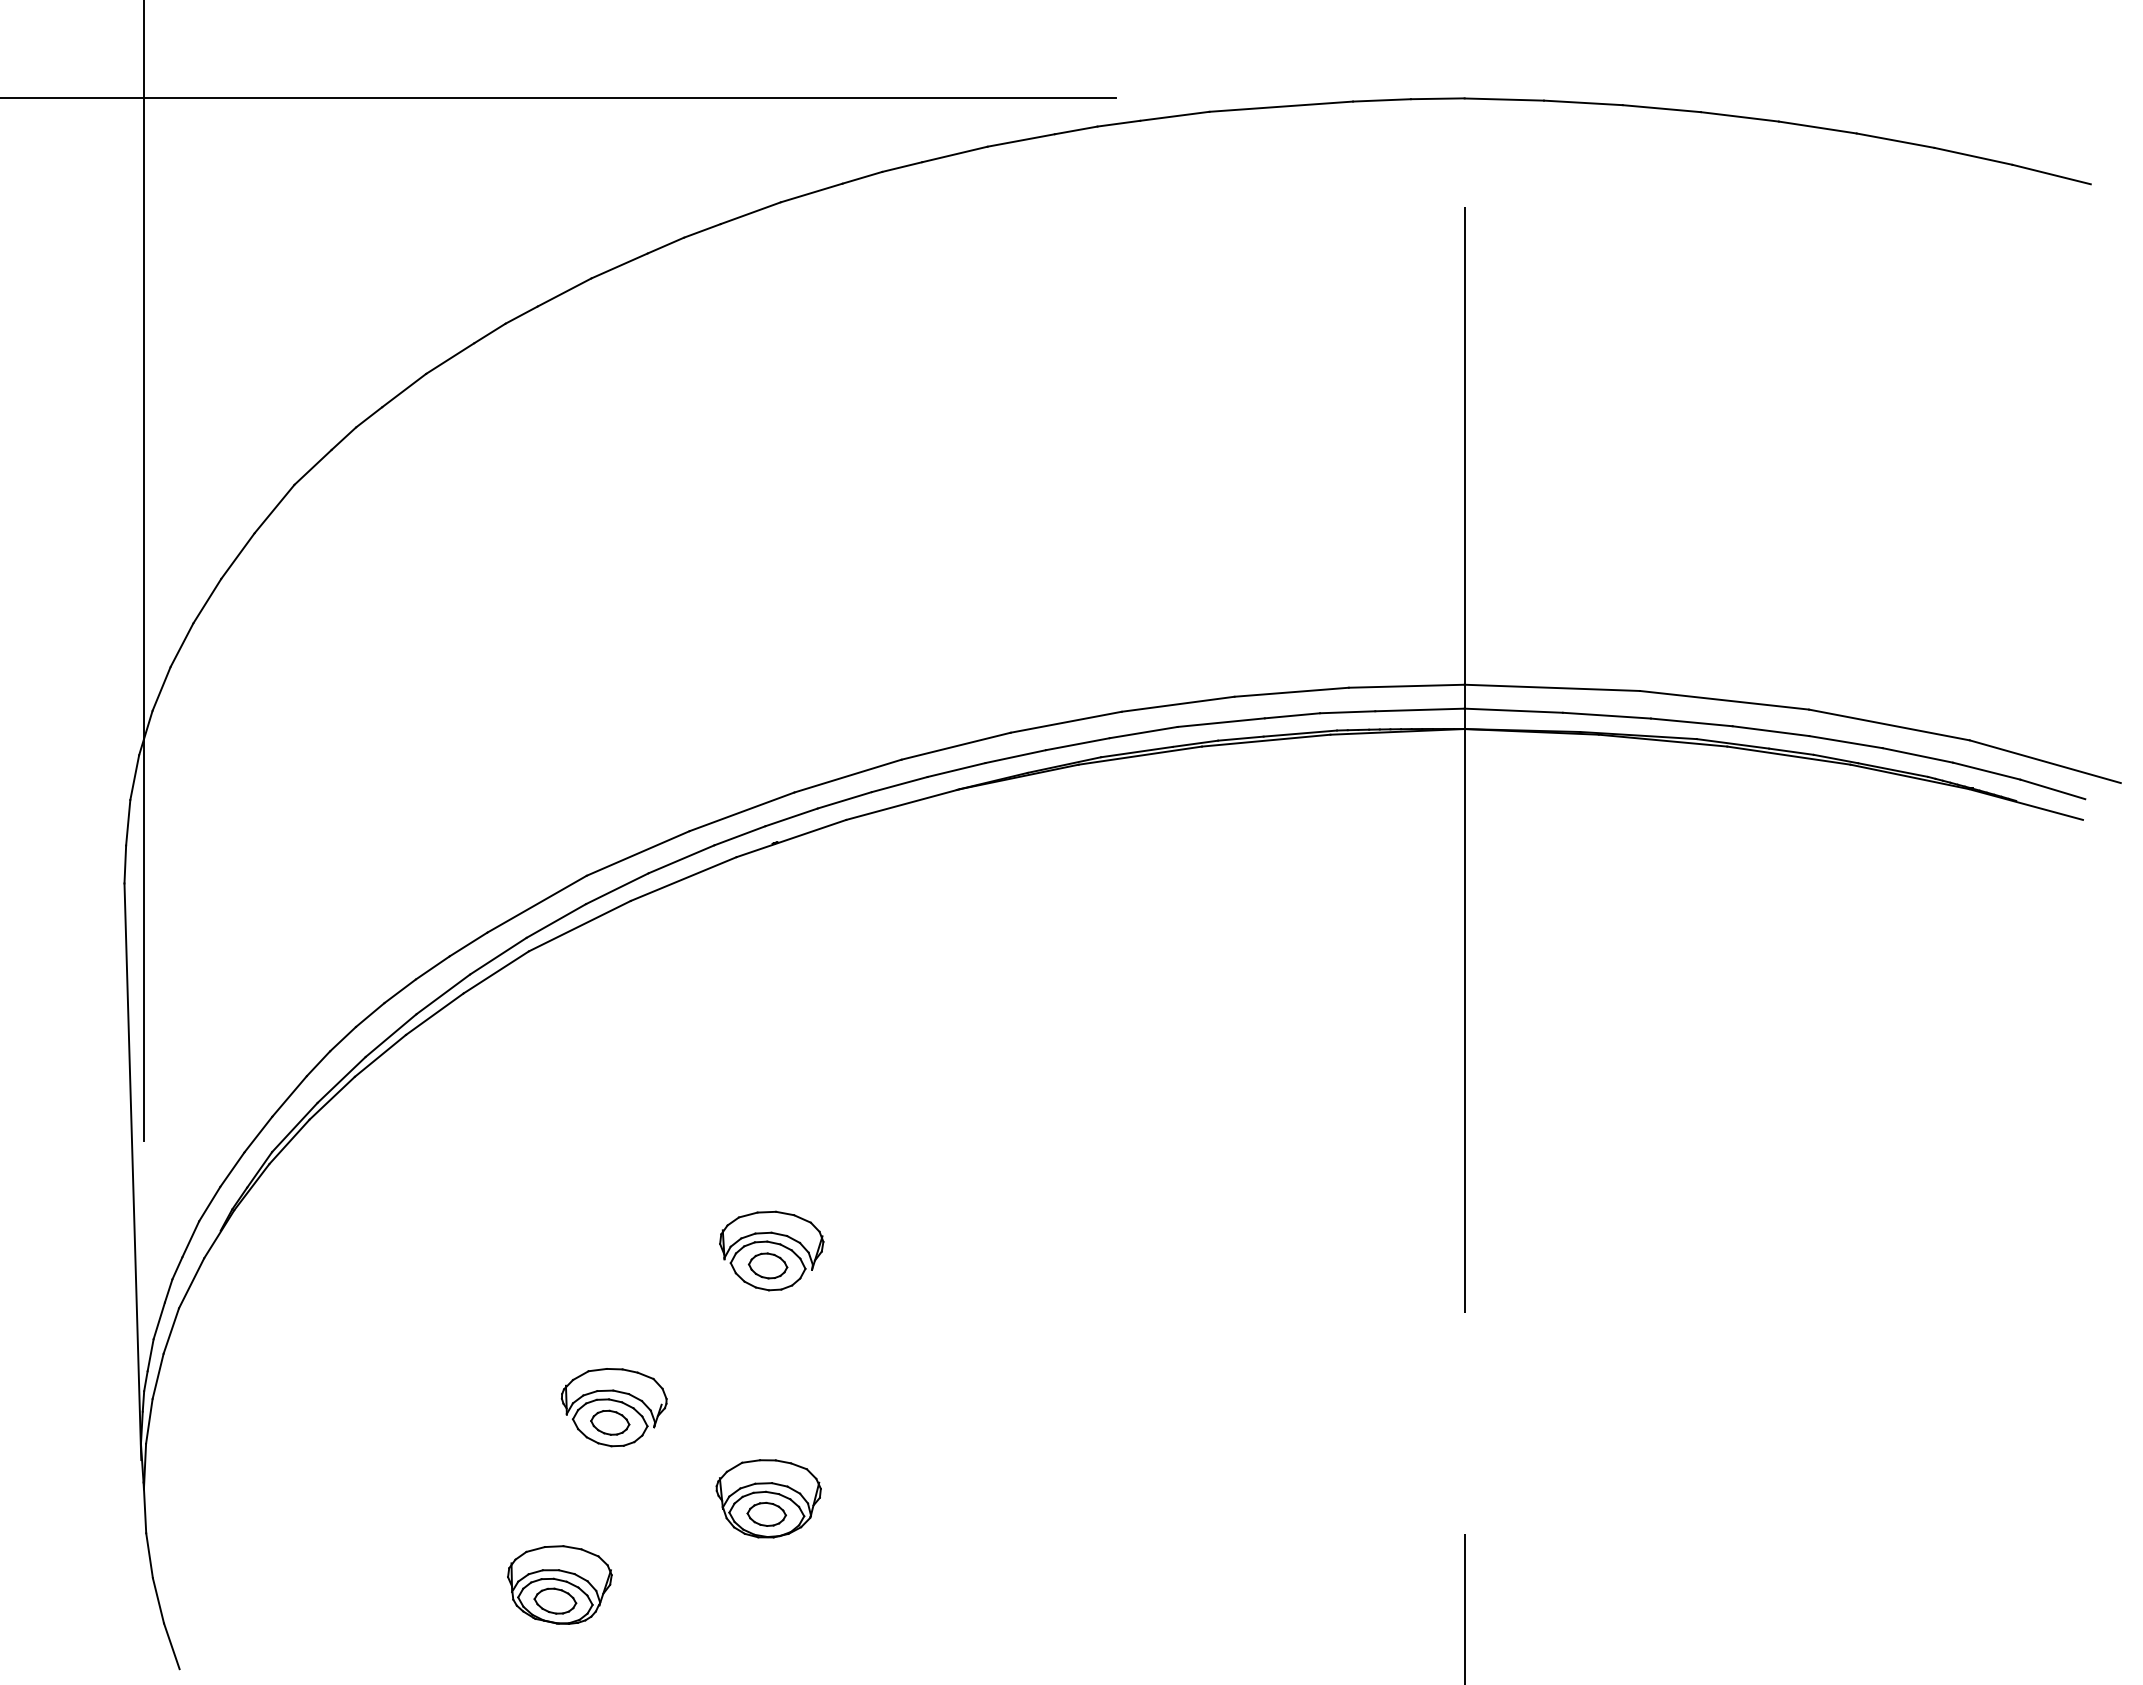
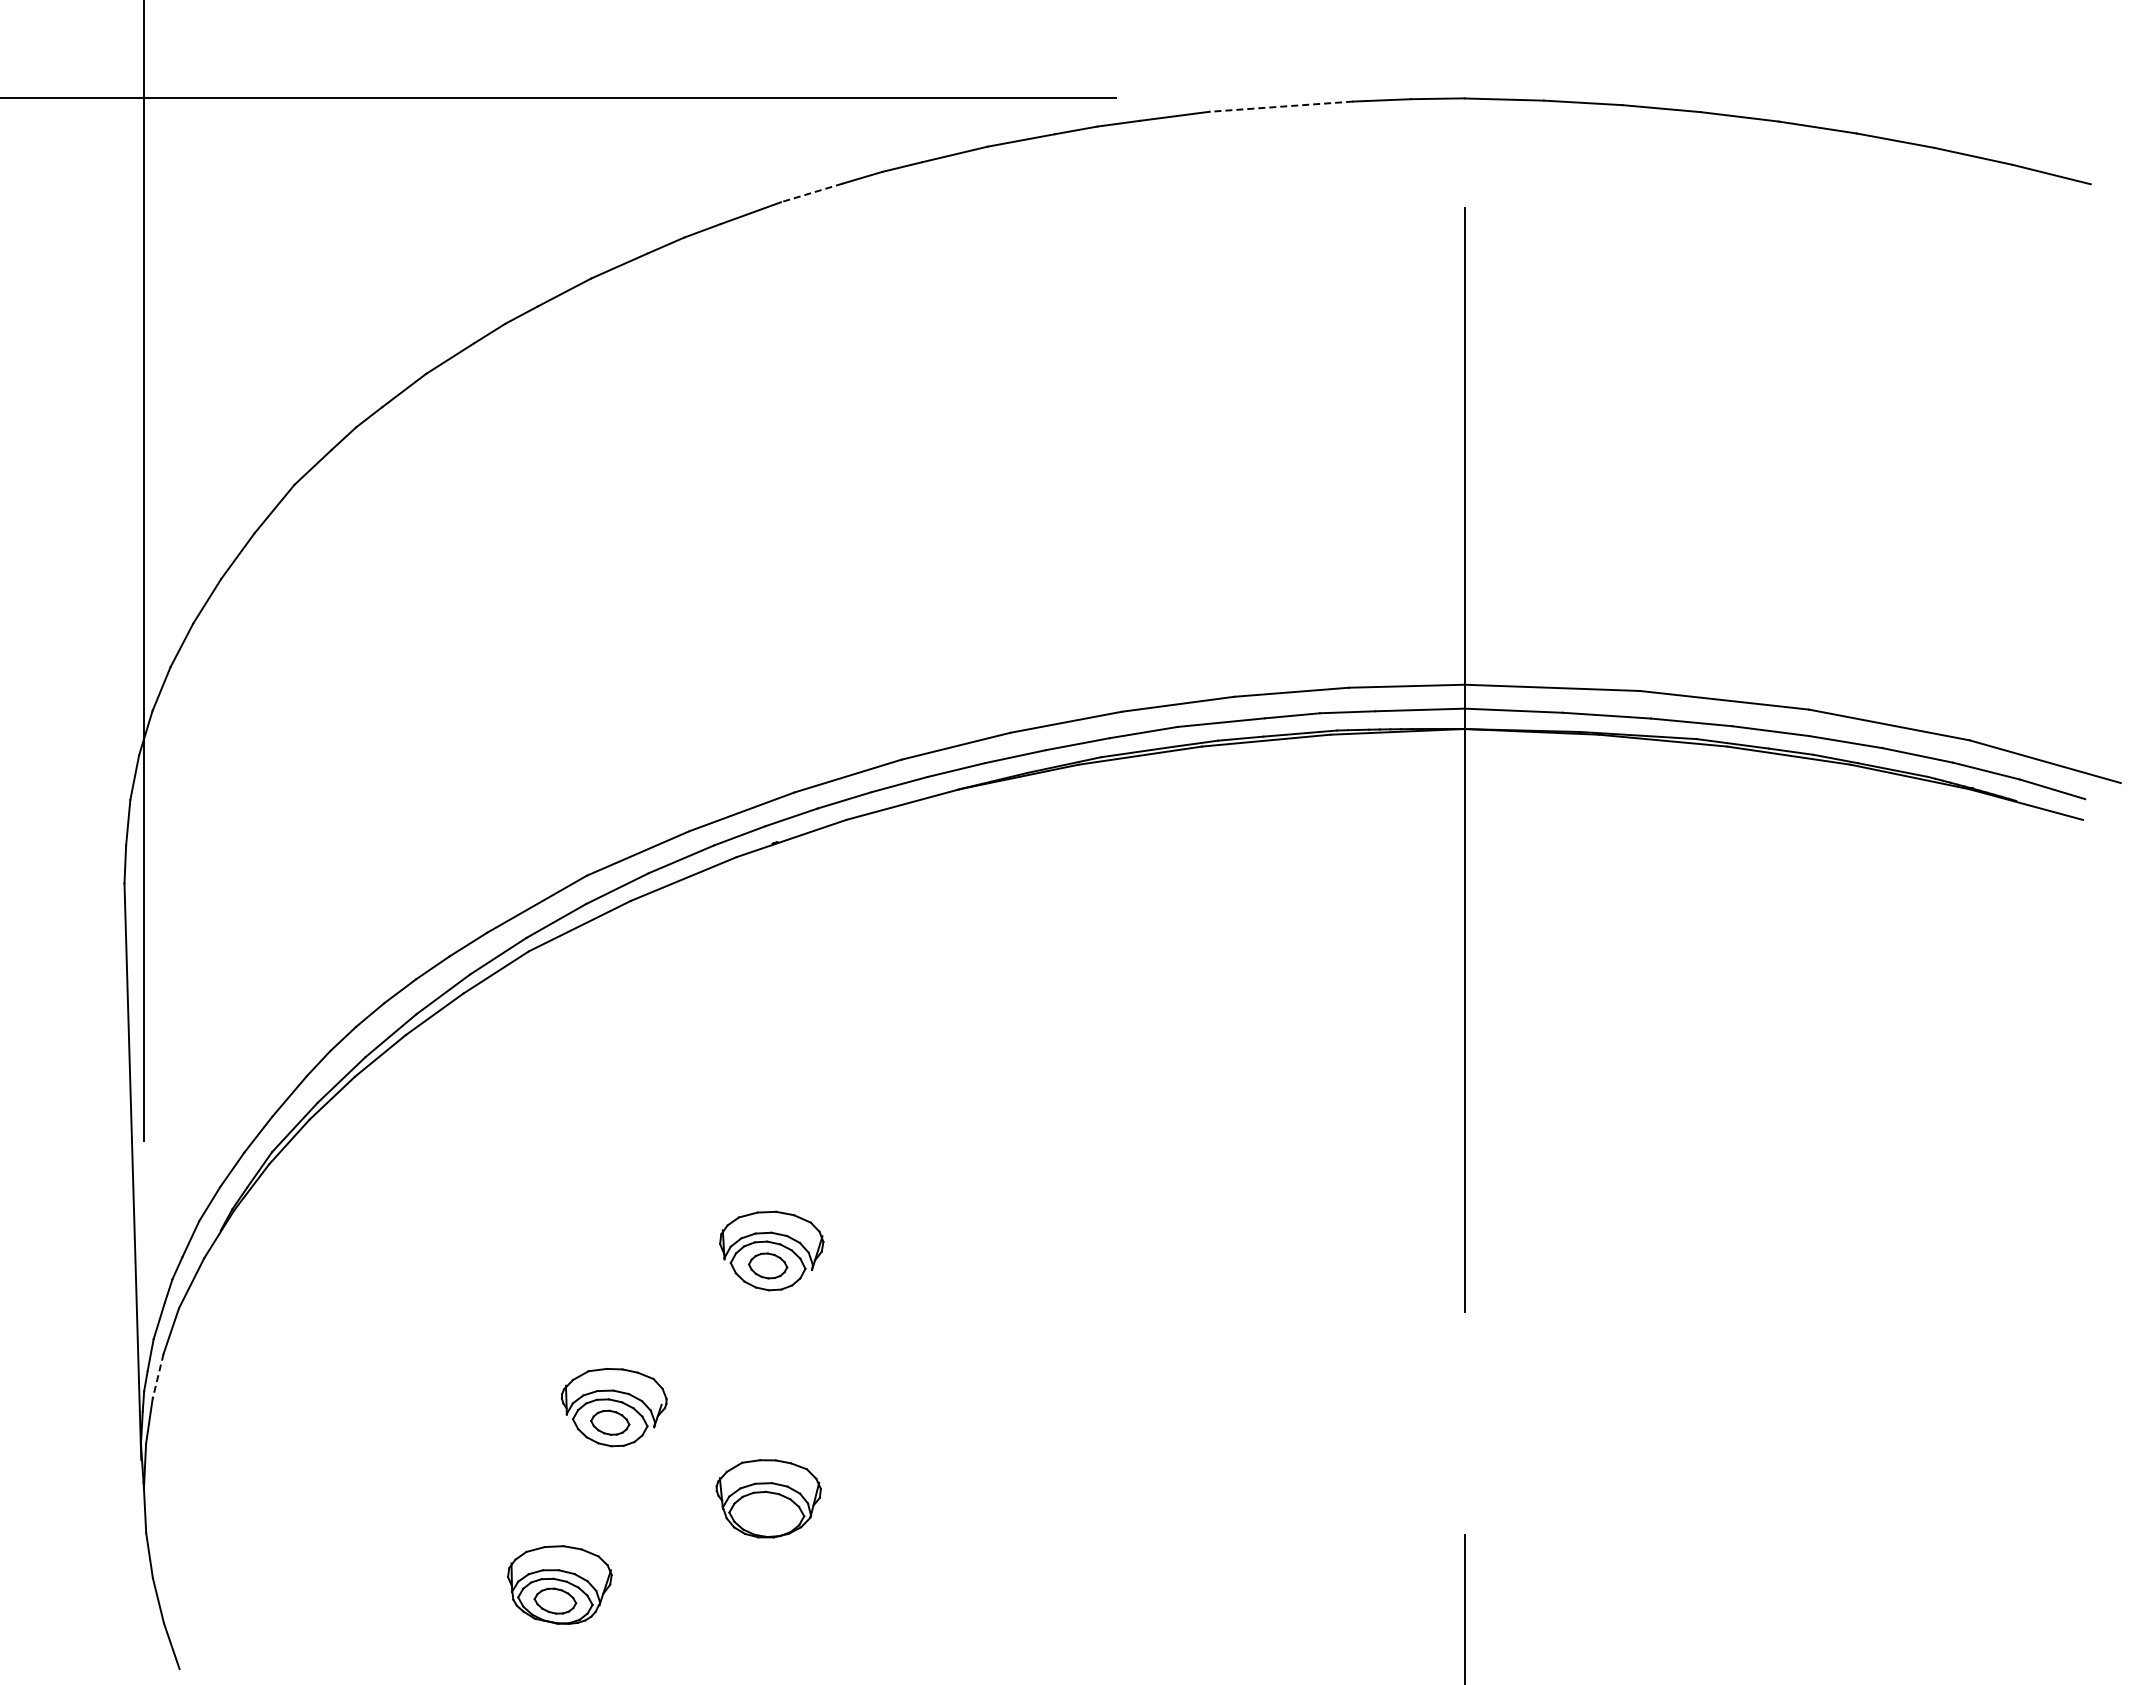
line: solid -> dashed (1281, 106)
line: solid -> dashed (811, 193)
line: solid -> dashed (158, 1376)
part: present -> none (766, 1513)
